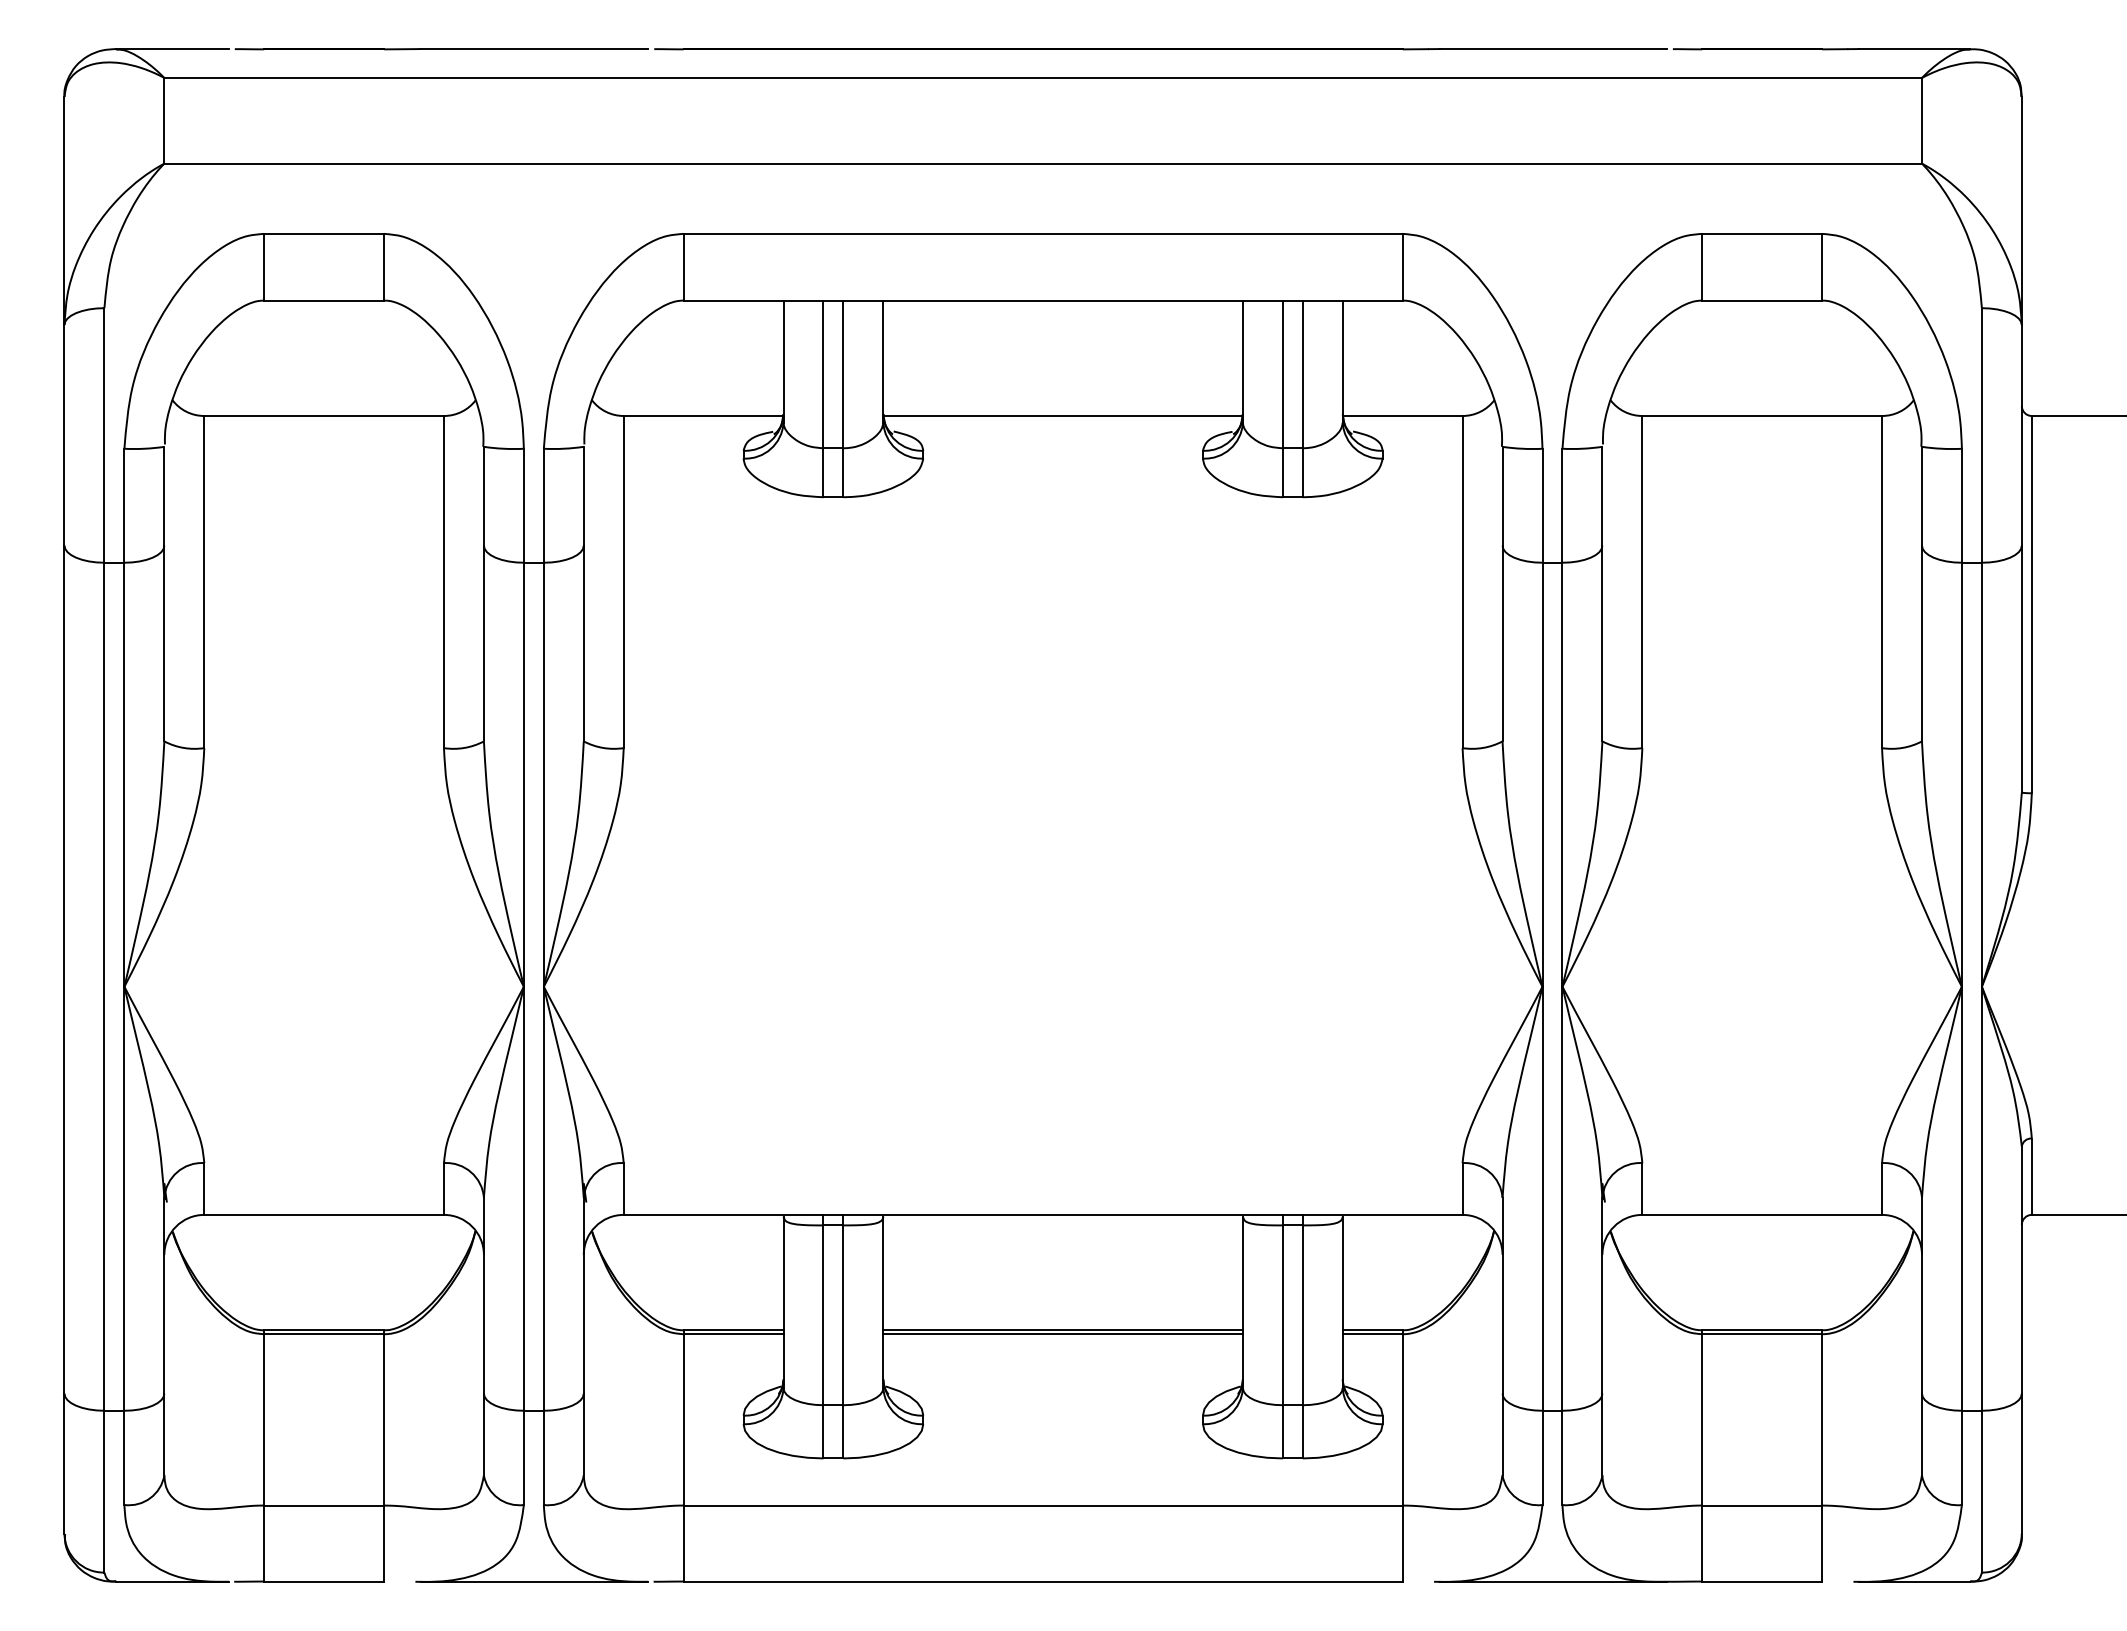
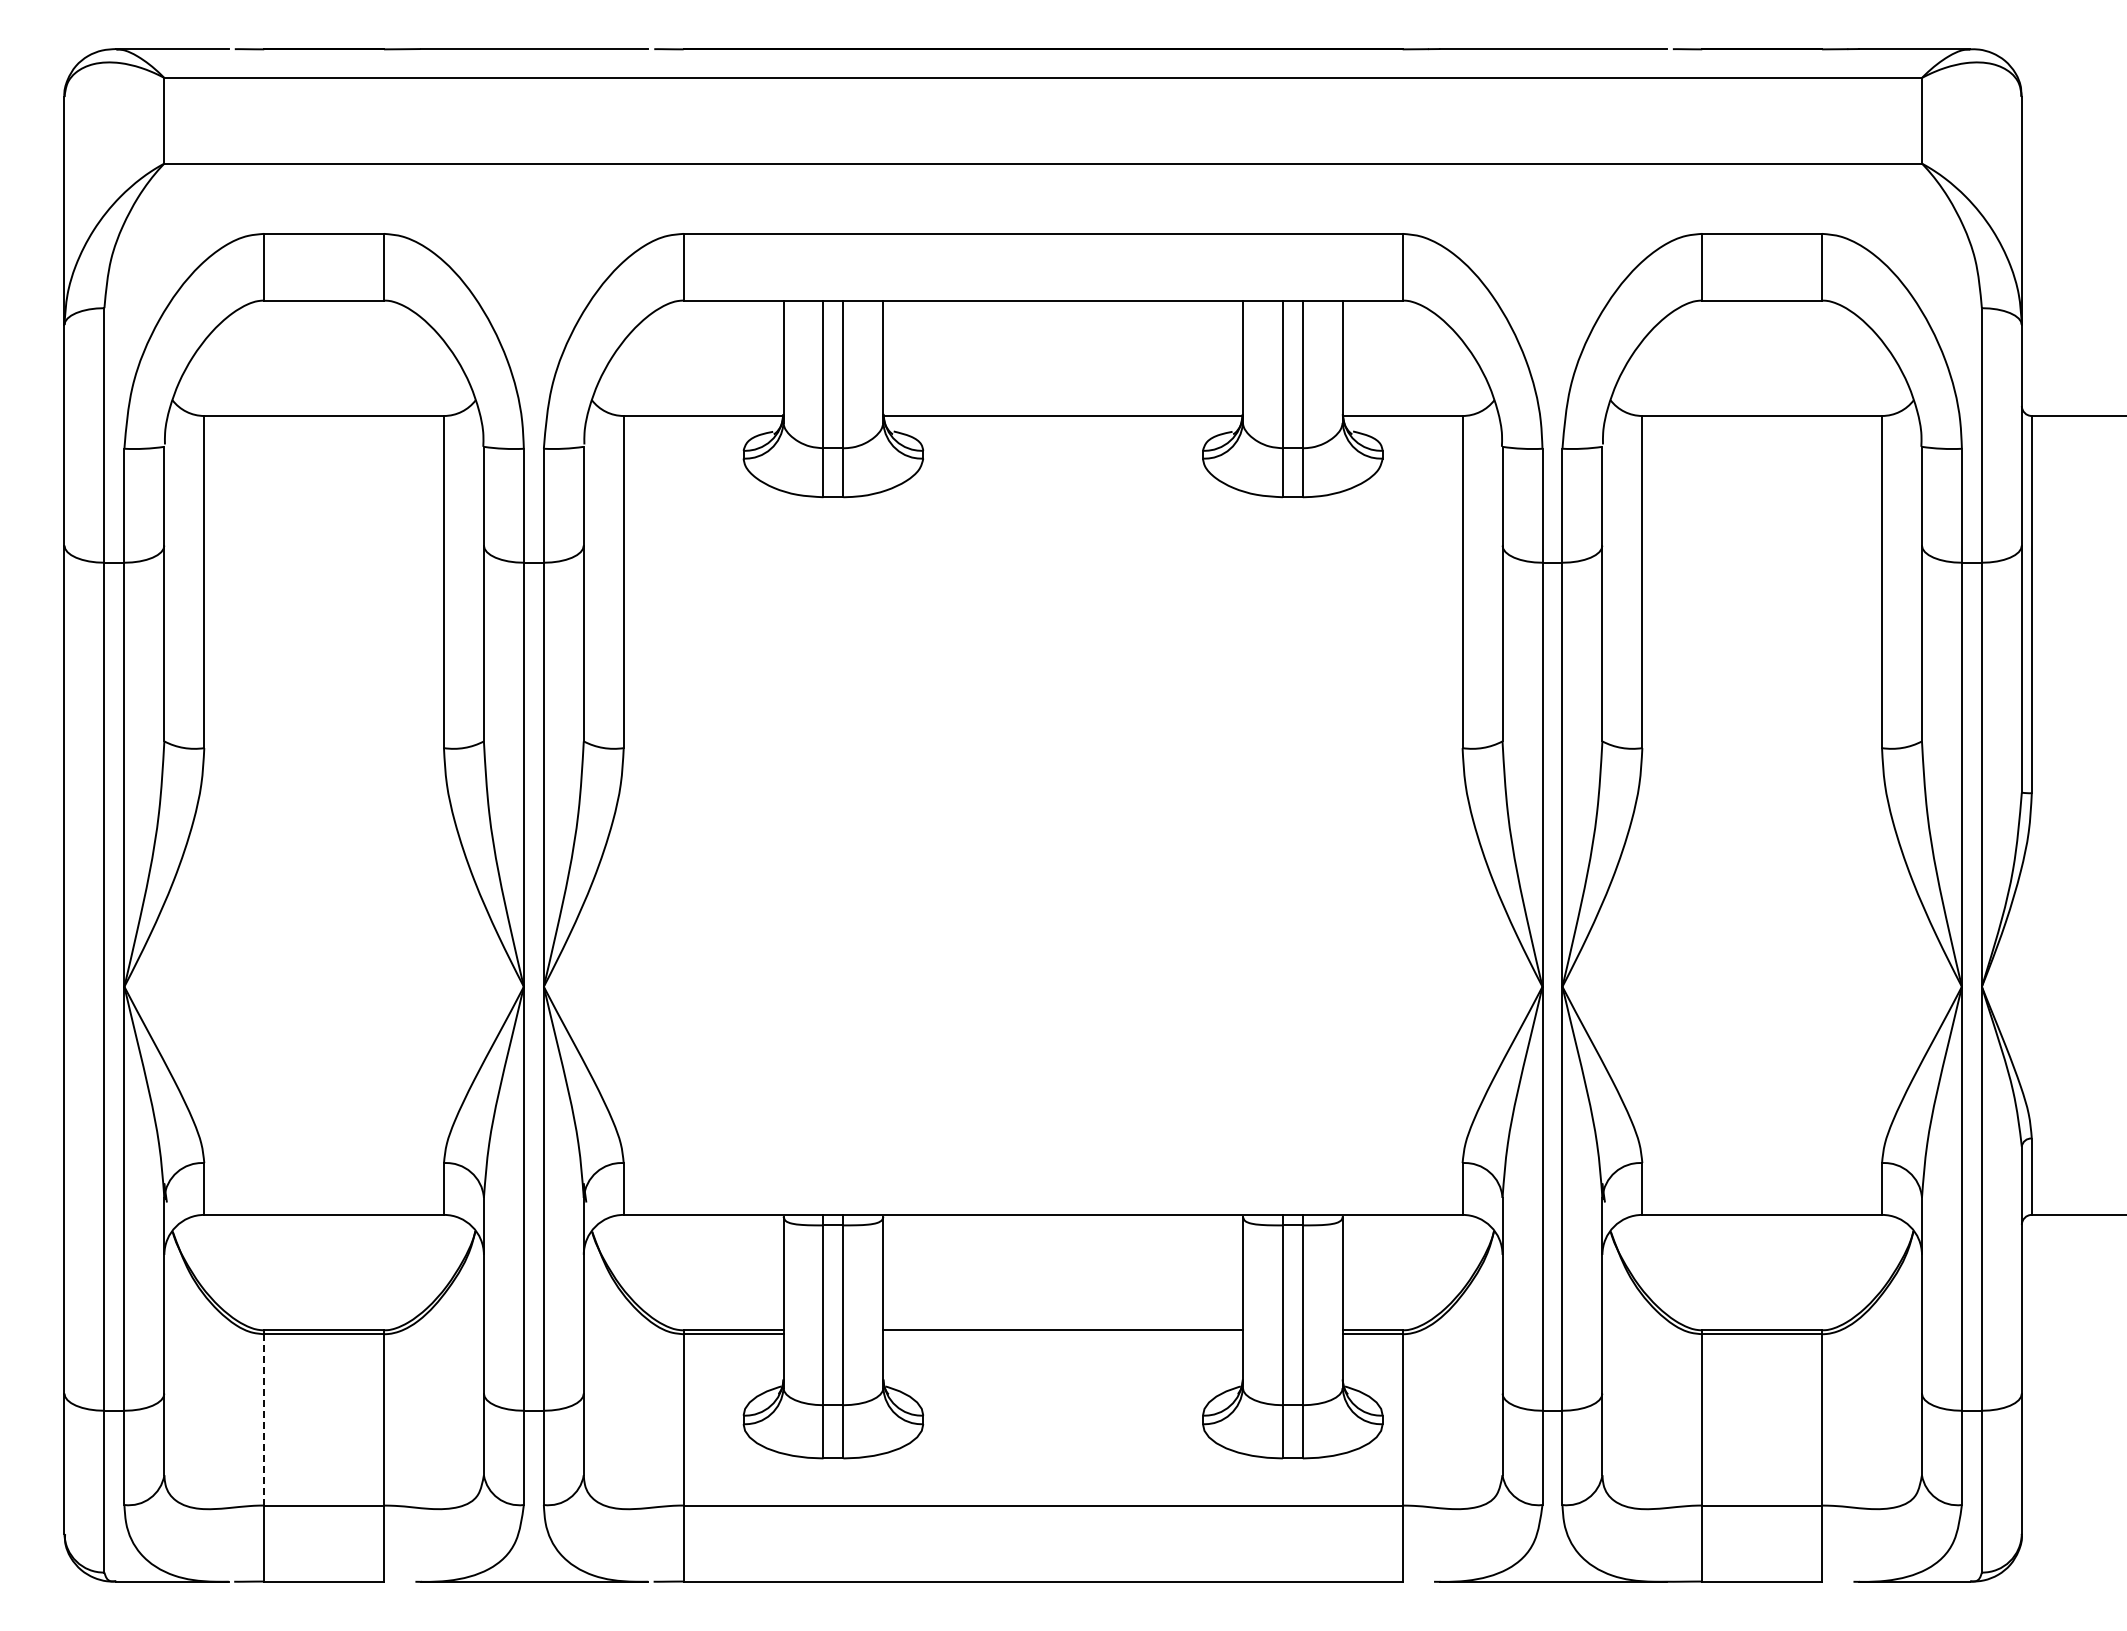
line: present -> none (1062, 1334)
line: solid -> dashed (264, 1419)
